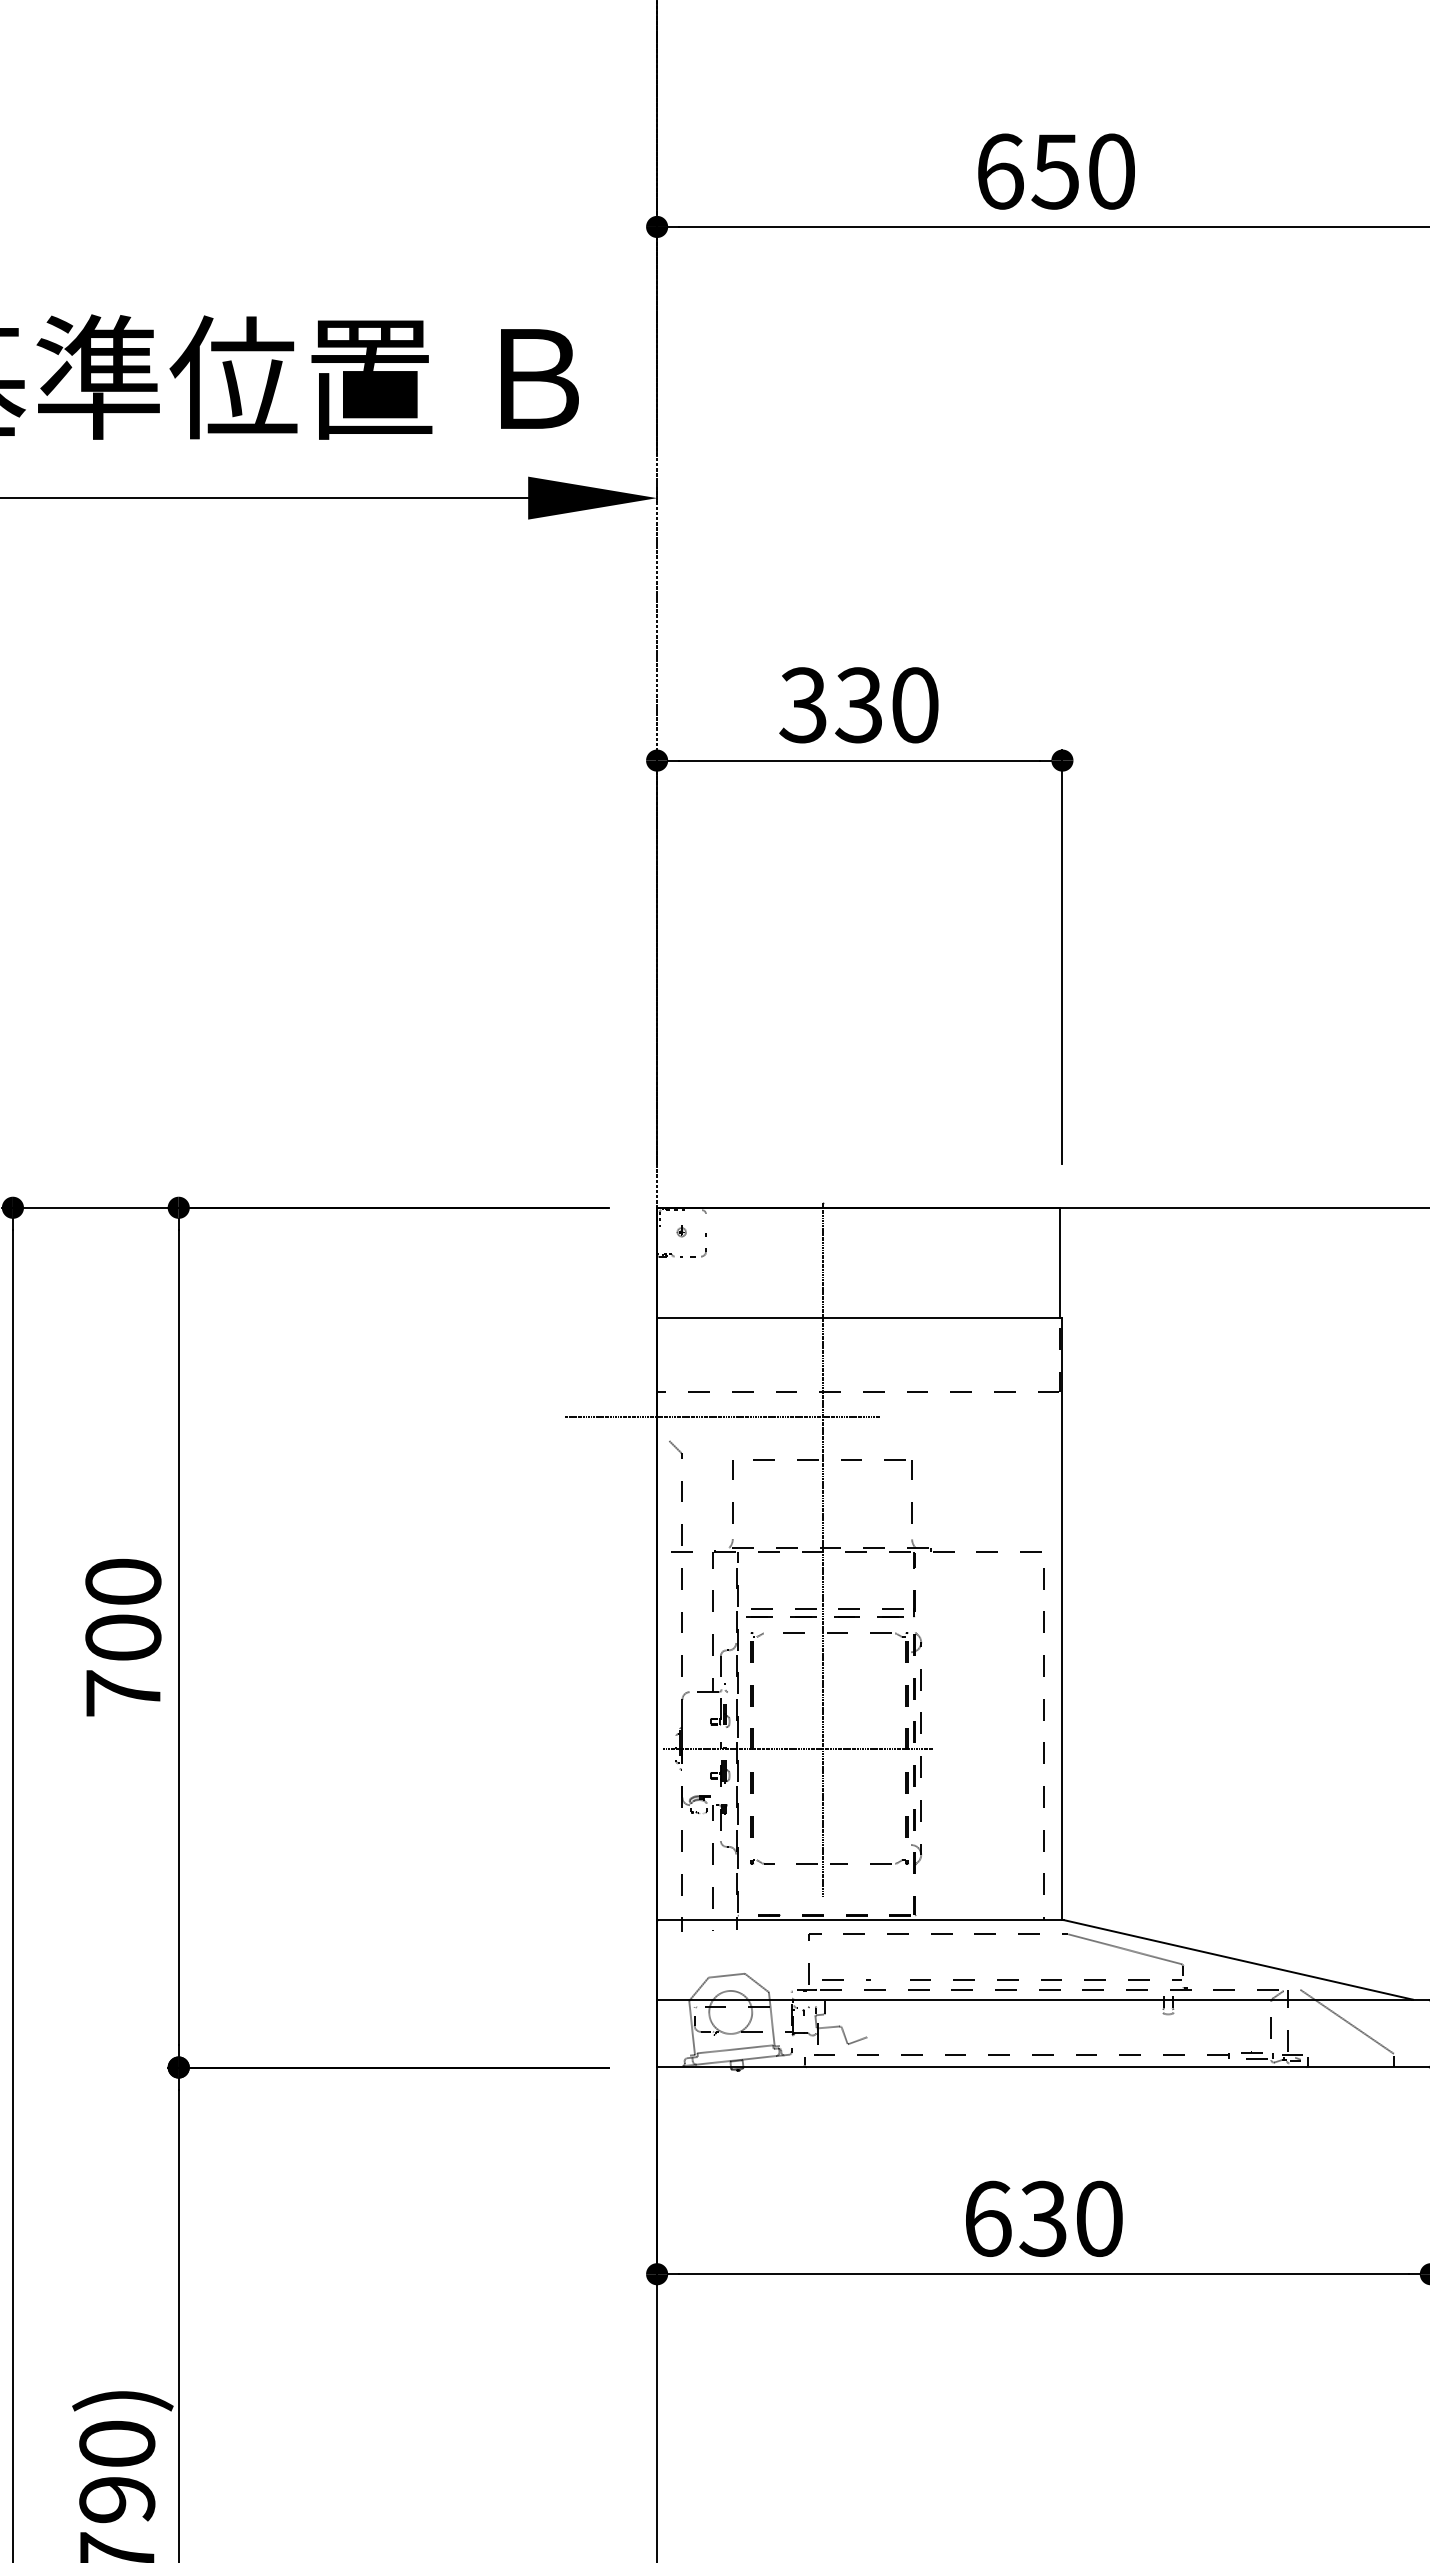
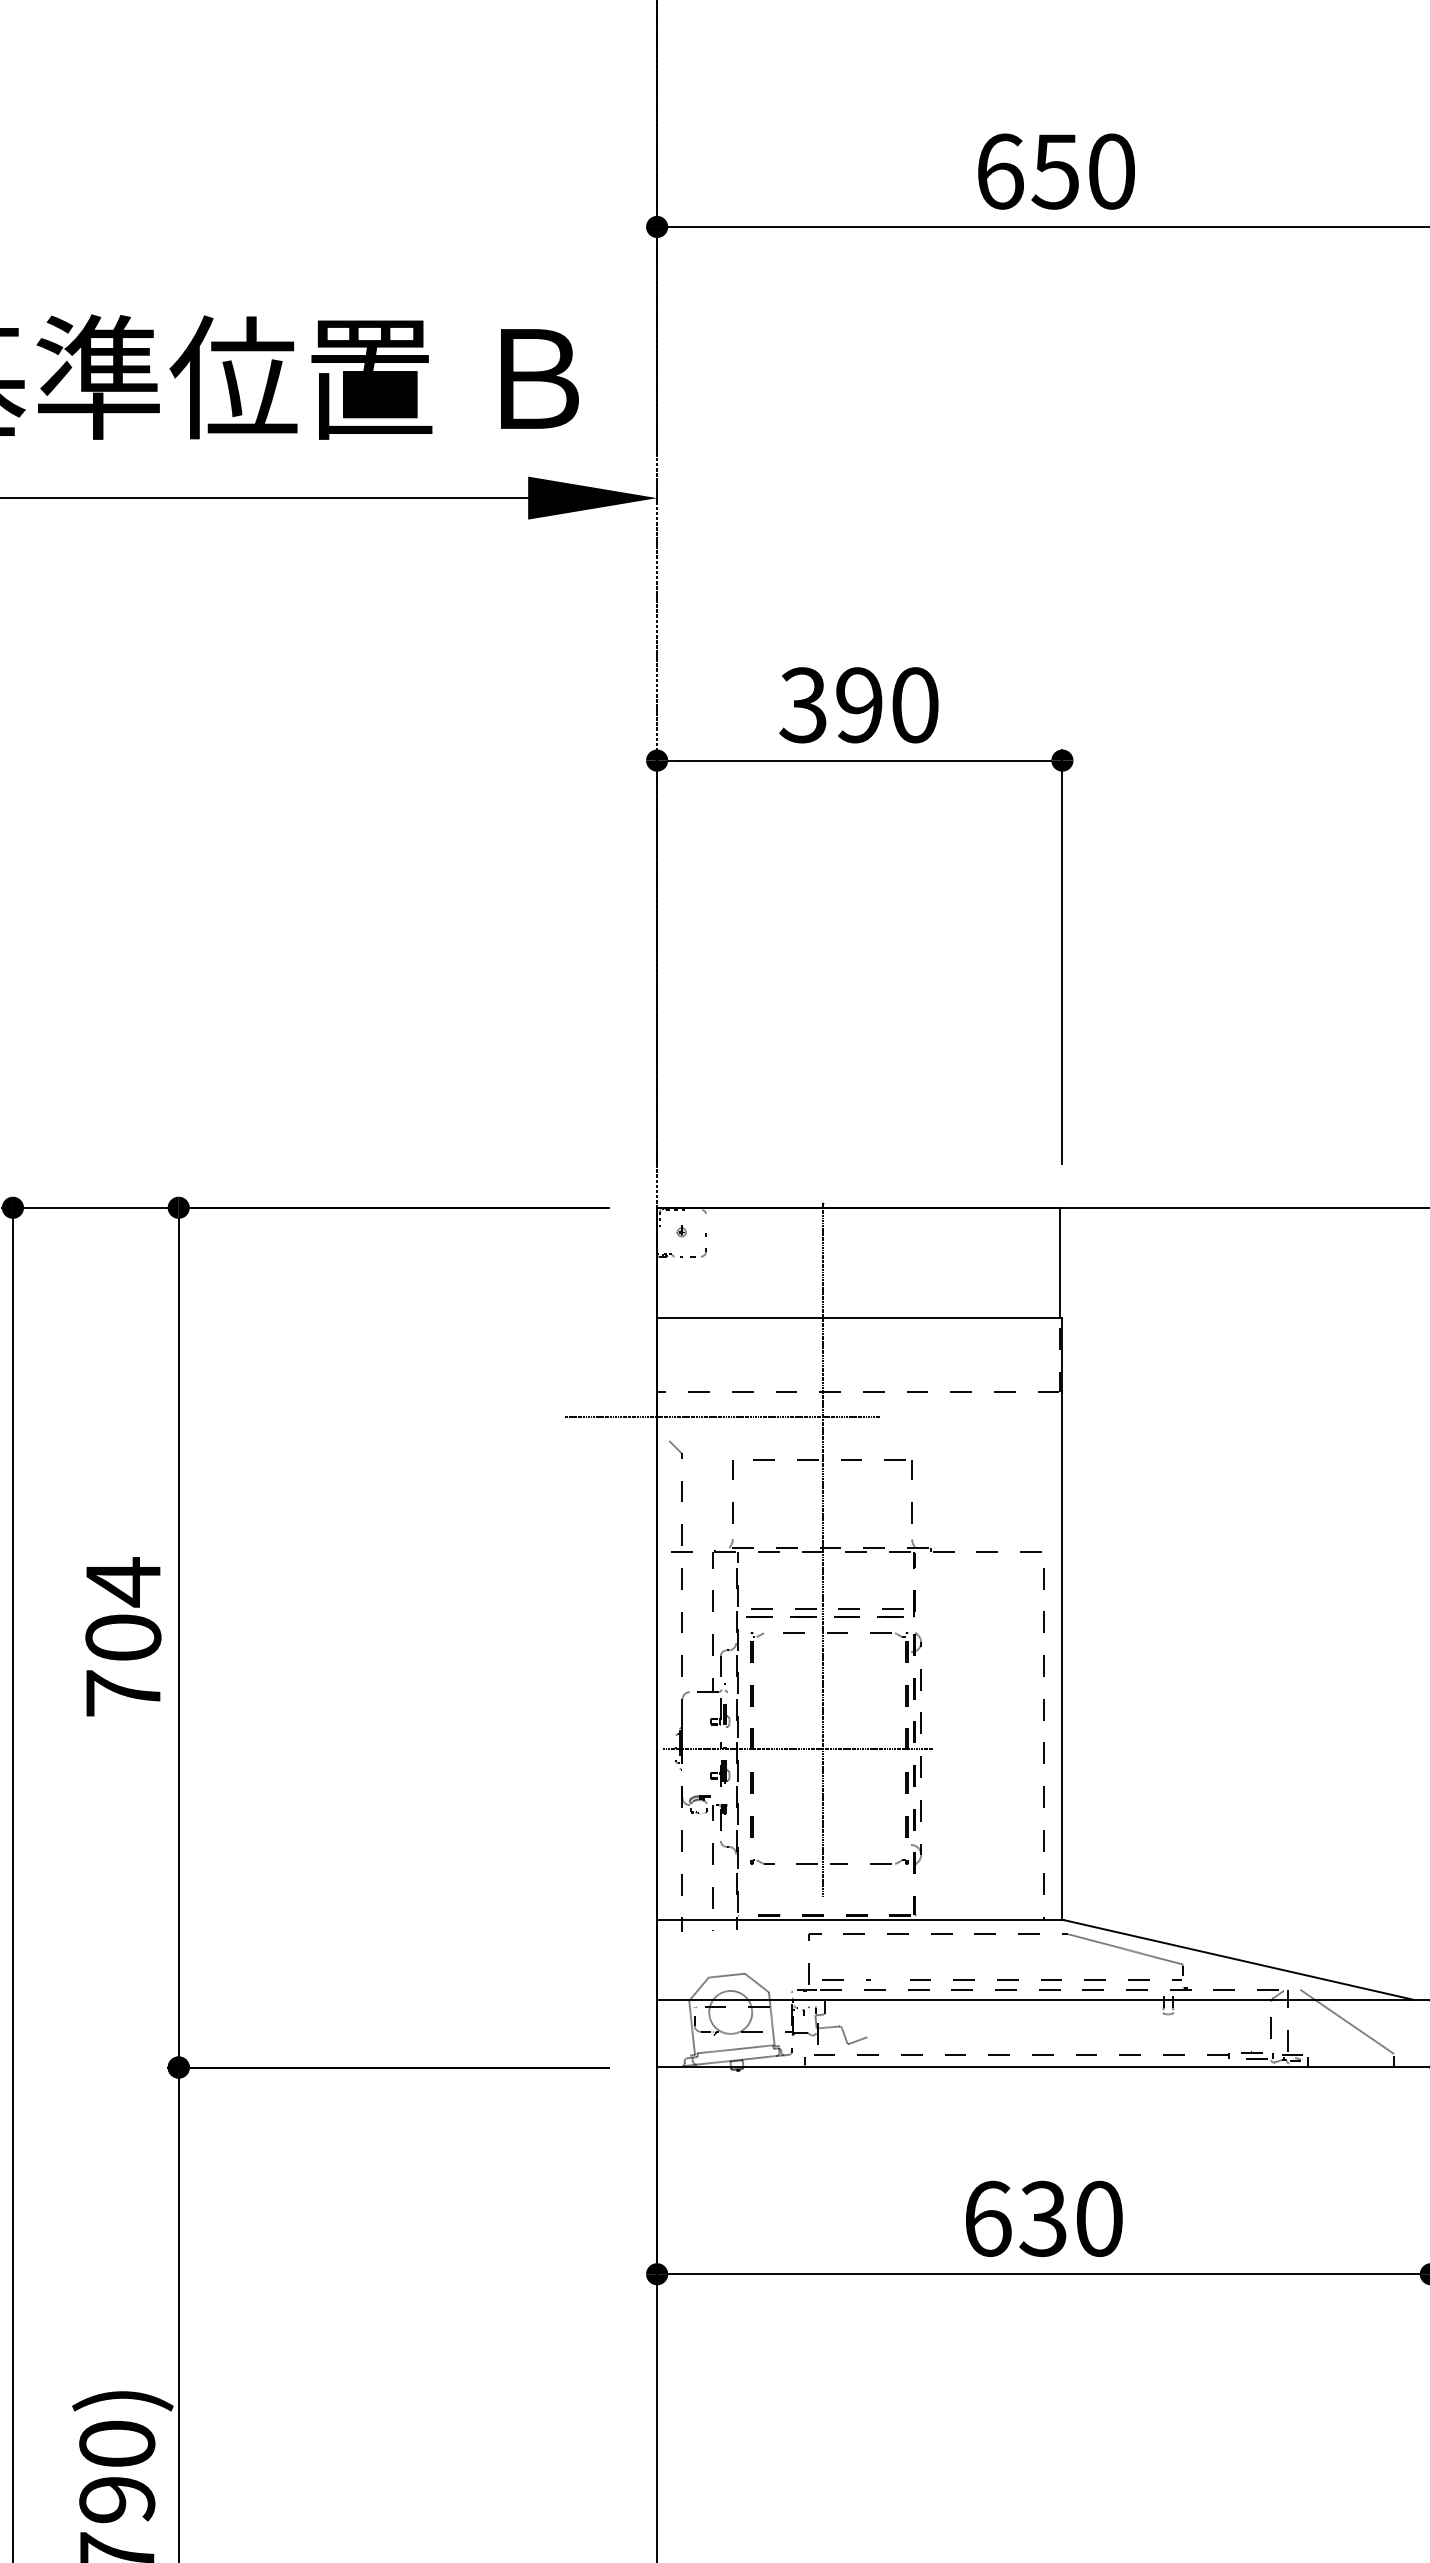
text: 330 -> 390 (858, 705)
text: 700 -> 704 (123, 1582)
